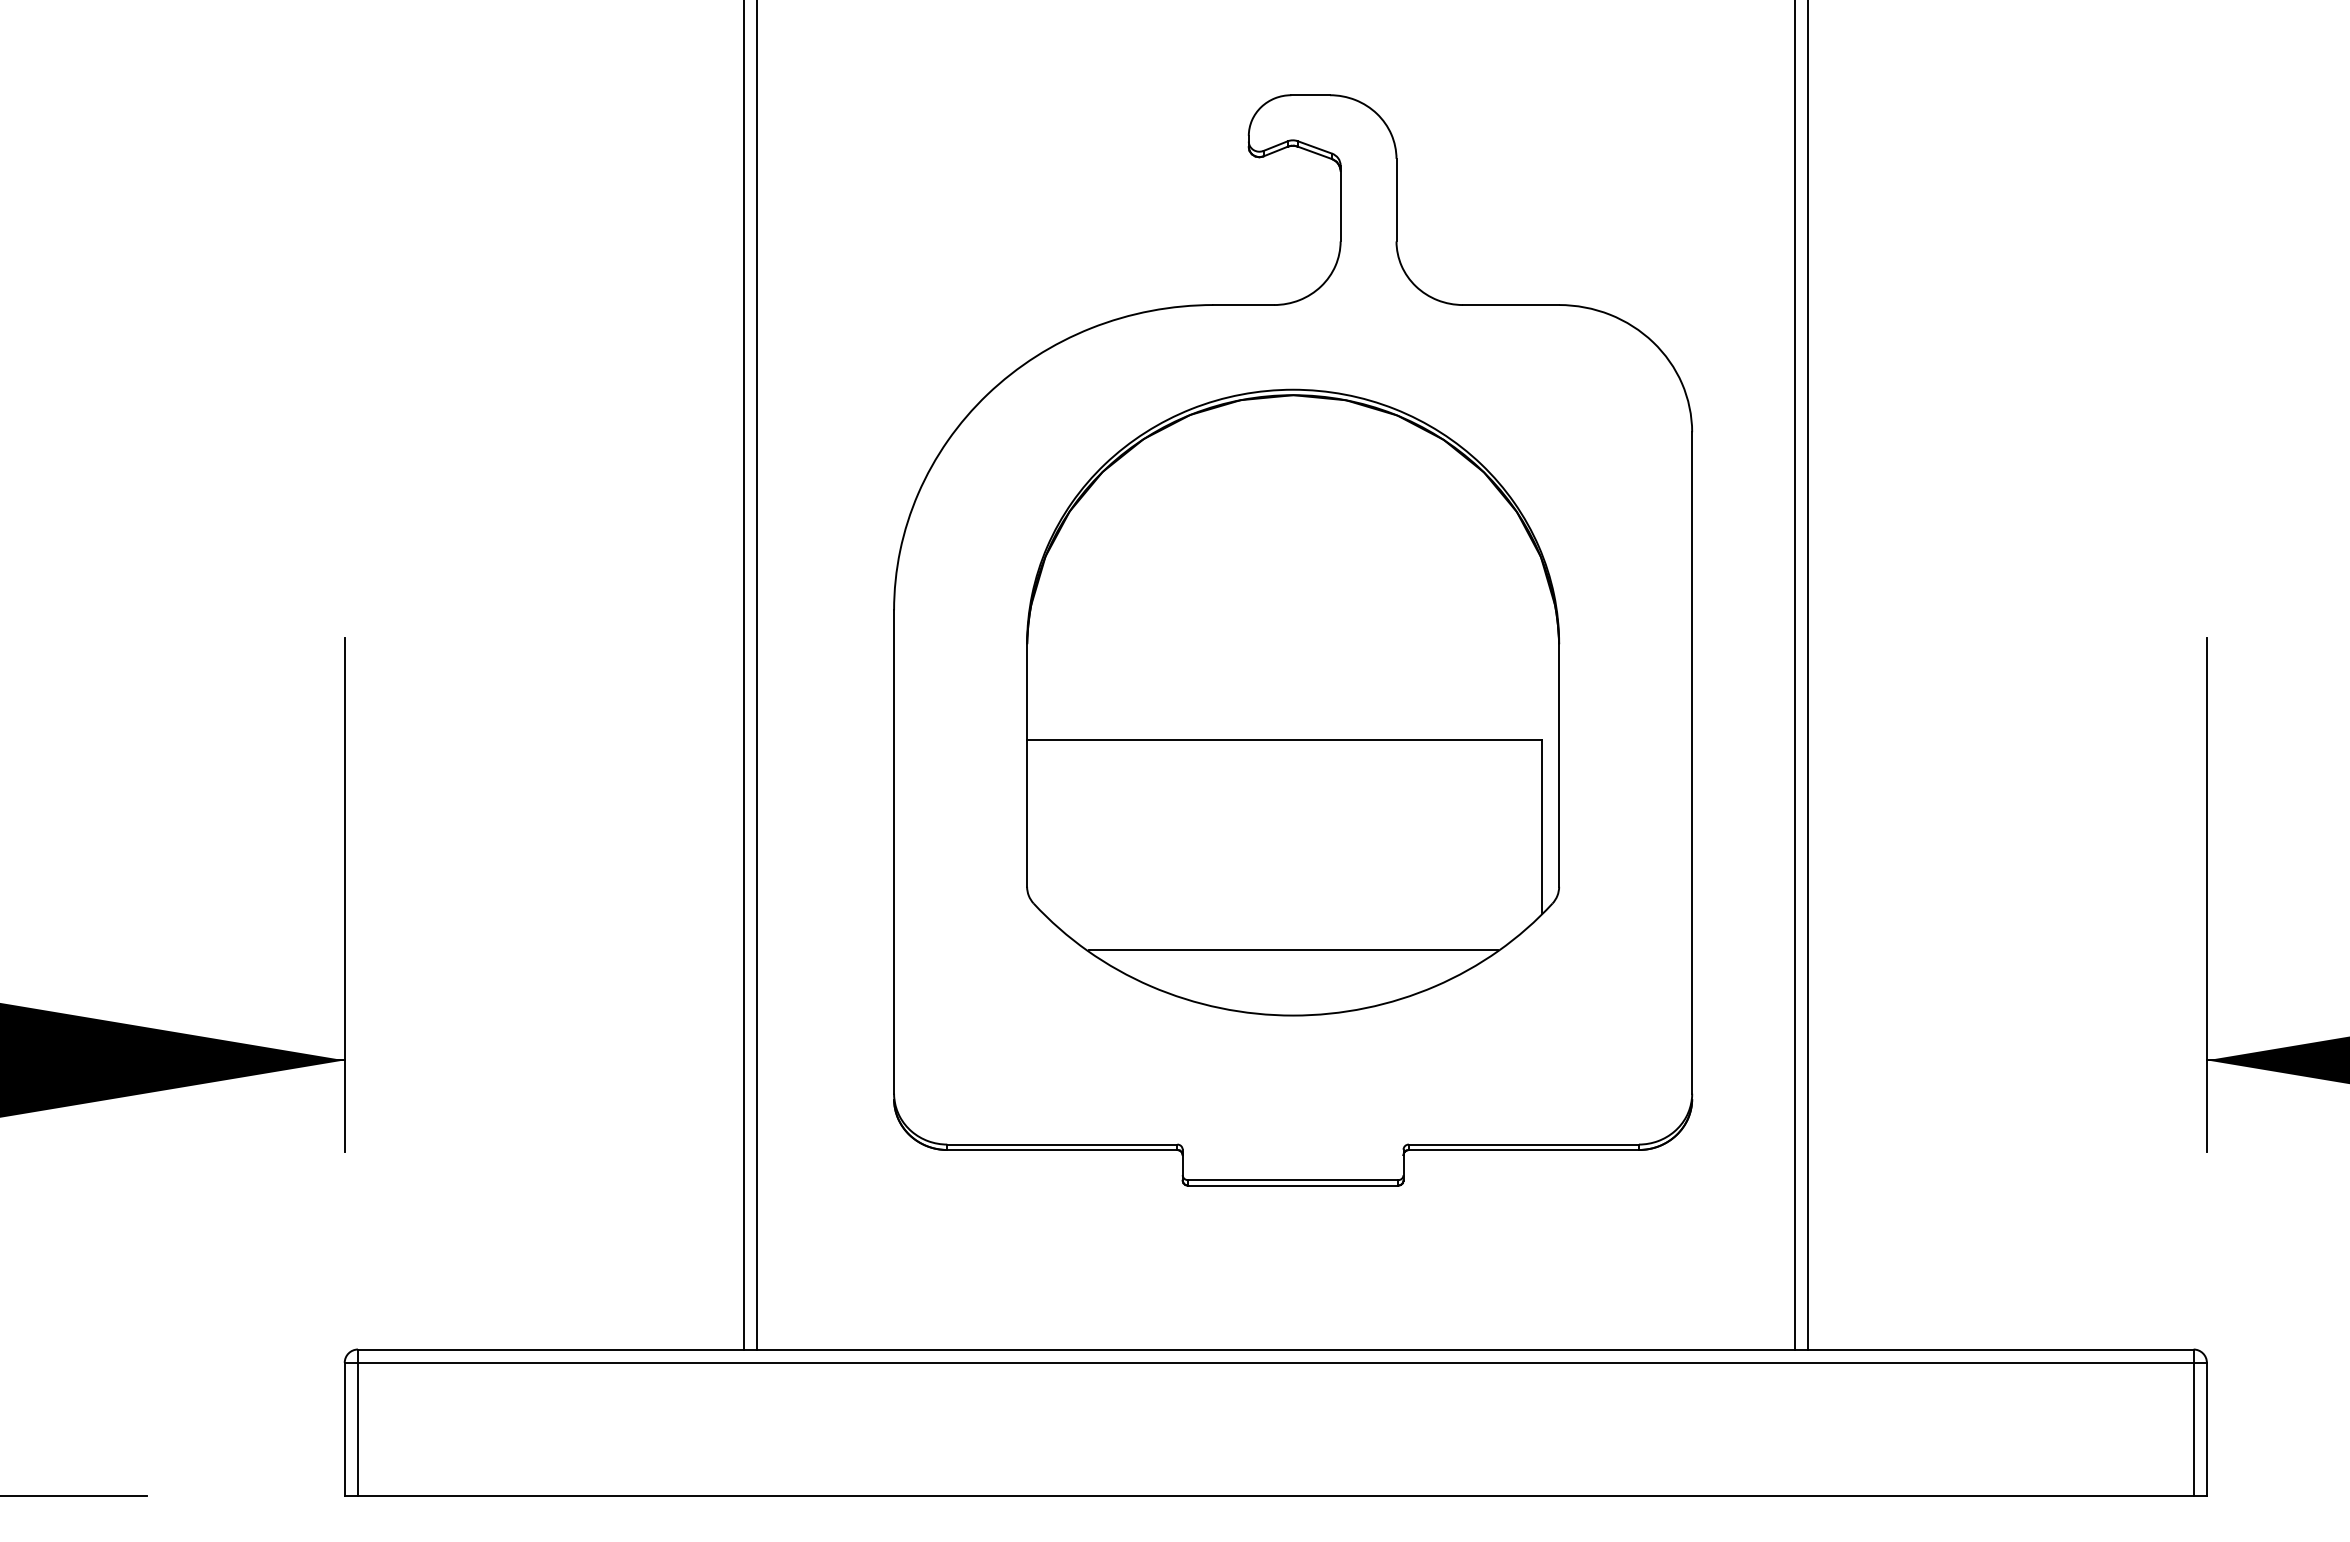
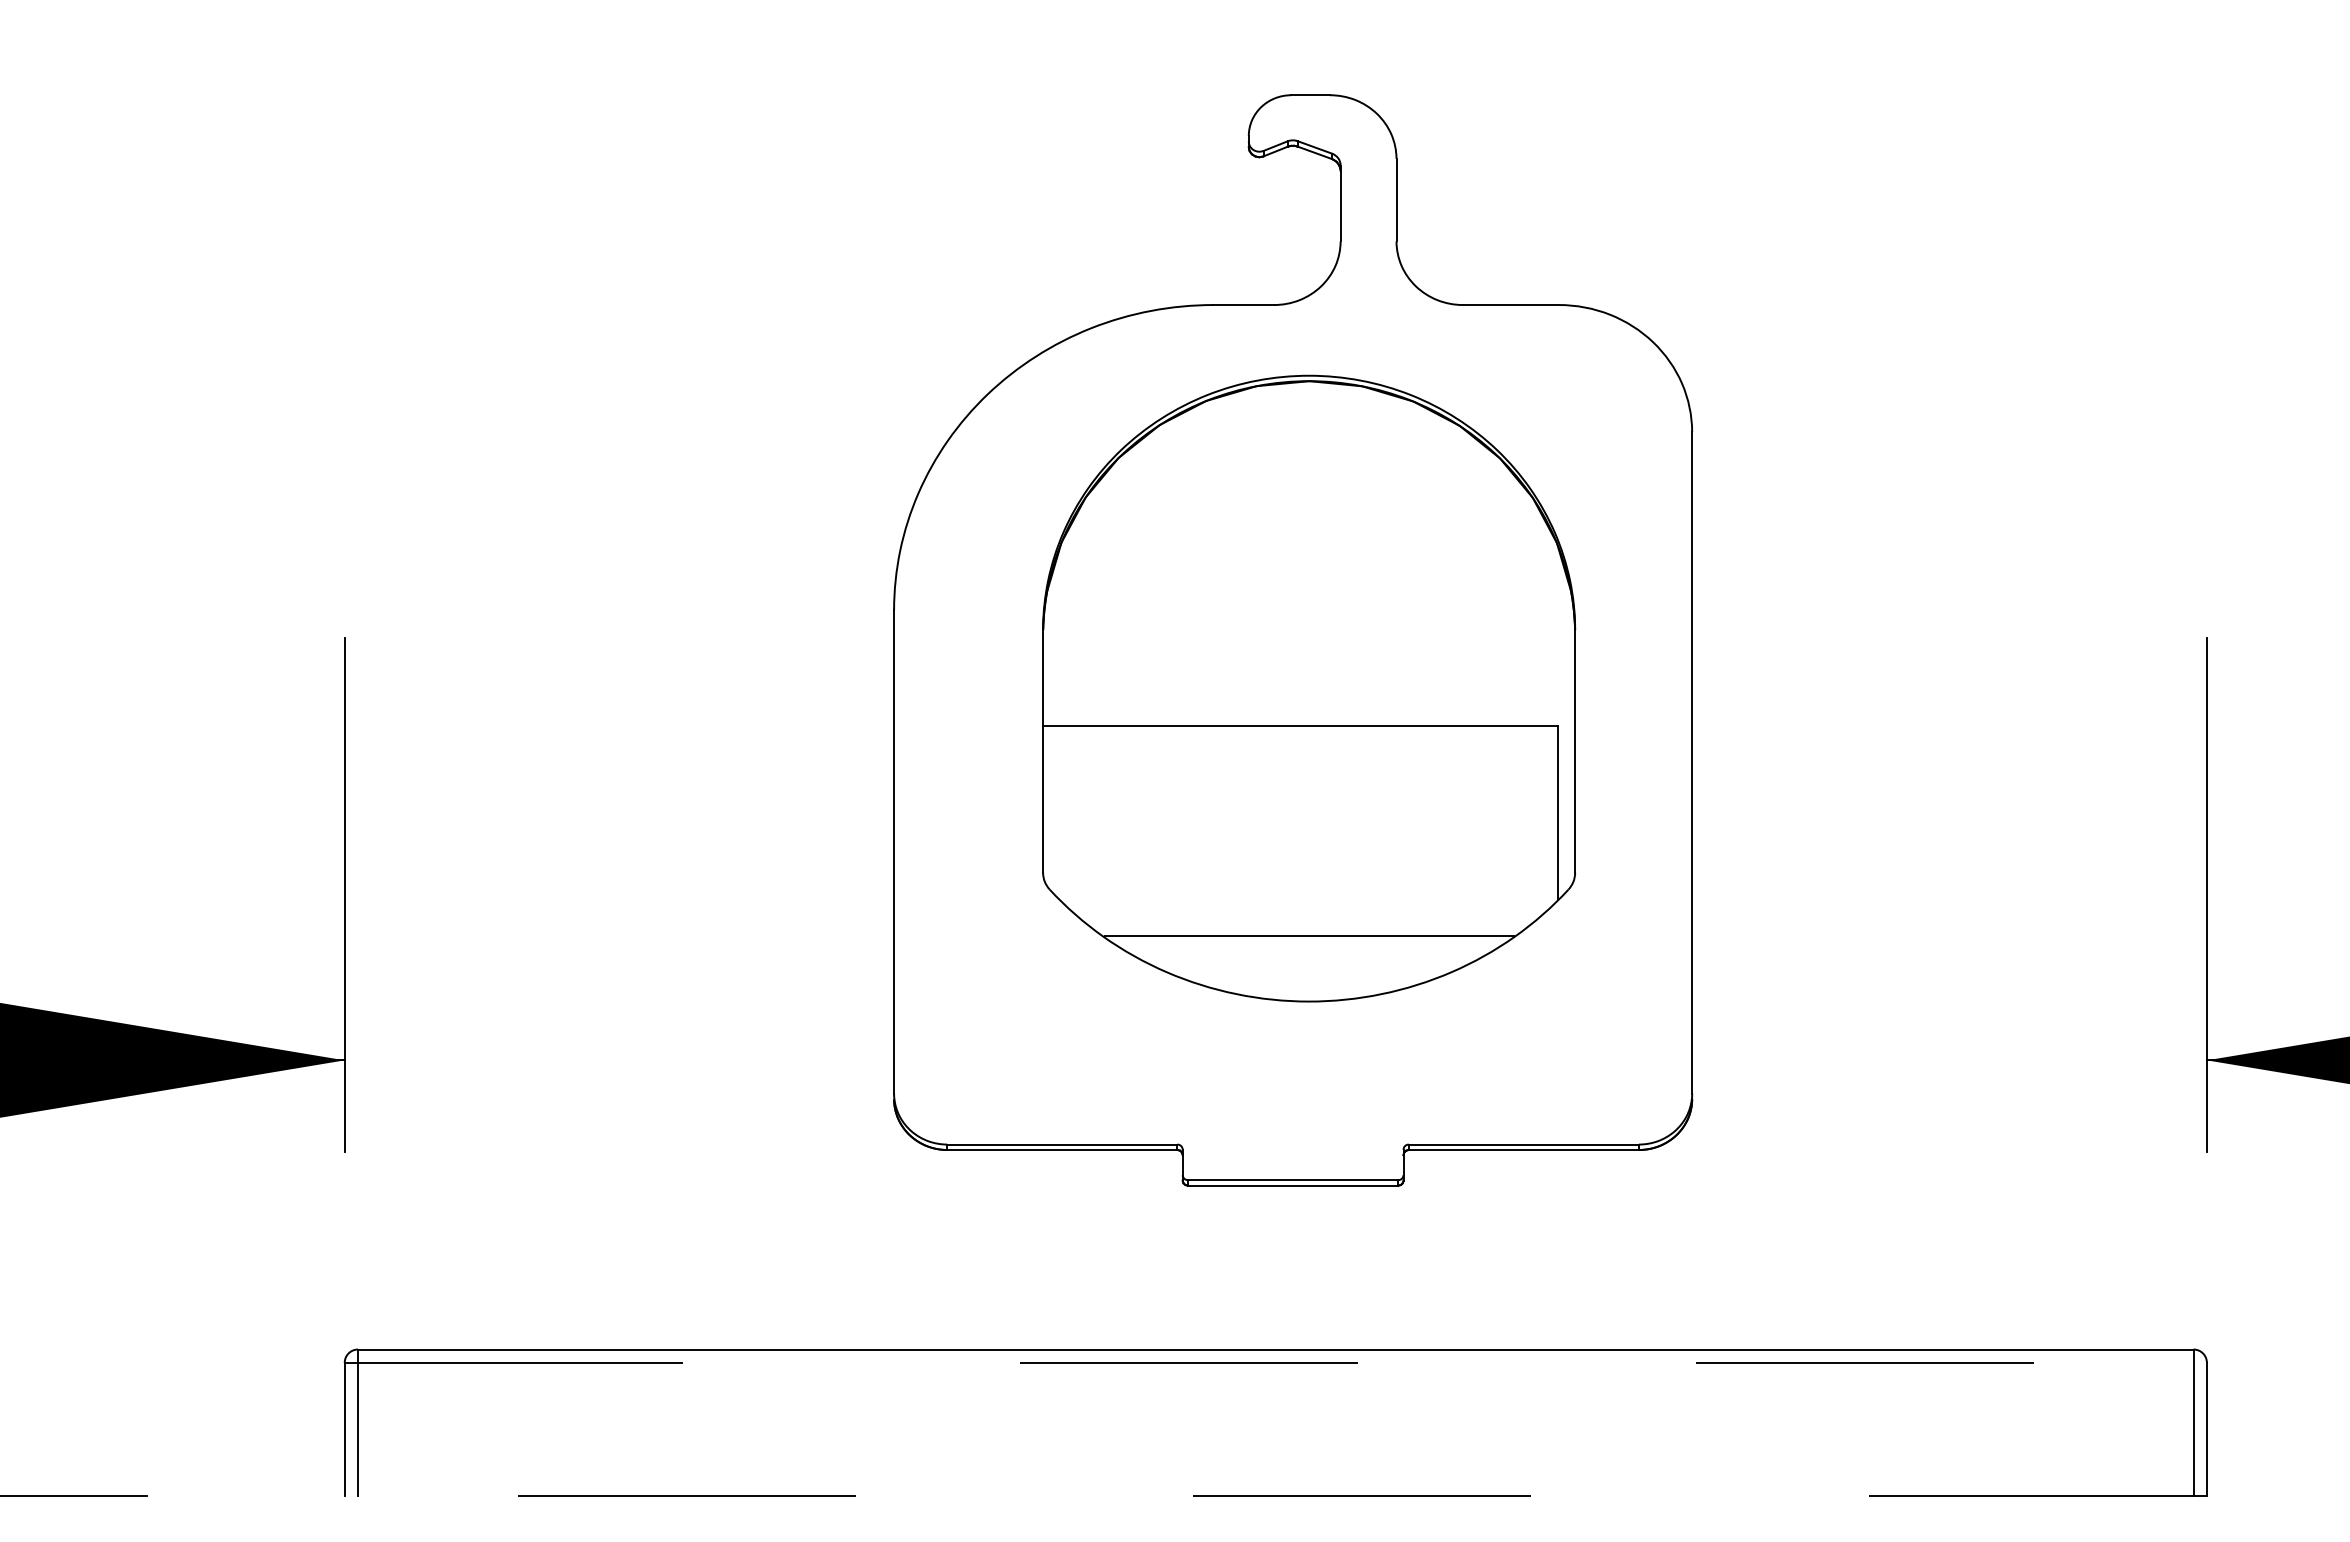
line: present -> none (743, 675)
line: present -> none (757, 675)
line: present -> none (1794, 675)
line: present -> none (1807, 675)
part position: (1293, 702) -> (1309, 688) (1309, 688)
line: solid -> dashed (1276, 1362)
line: solid -> dashed (1275, 1495)
